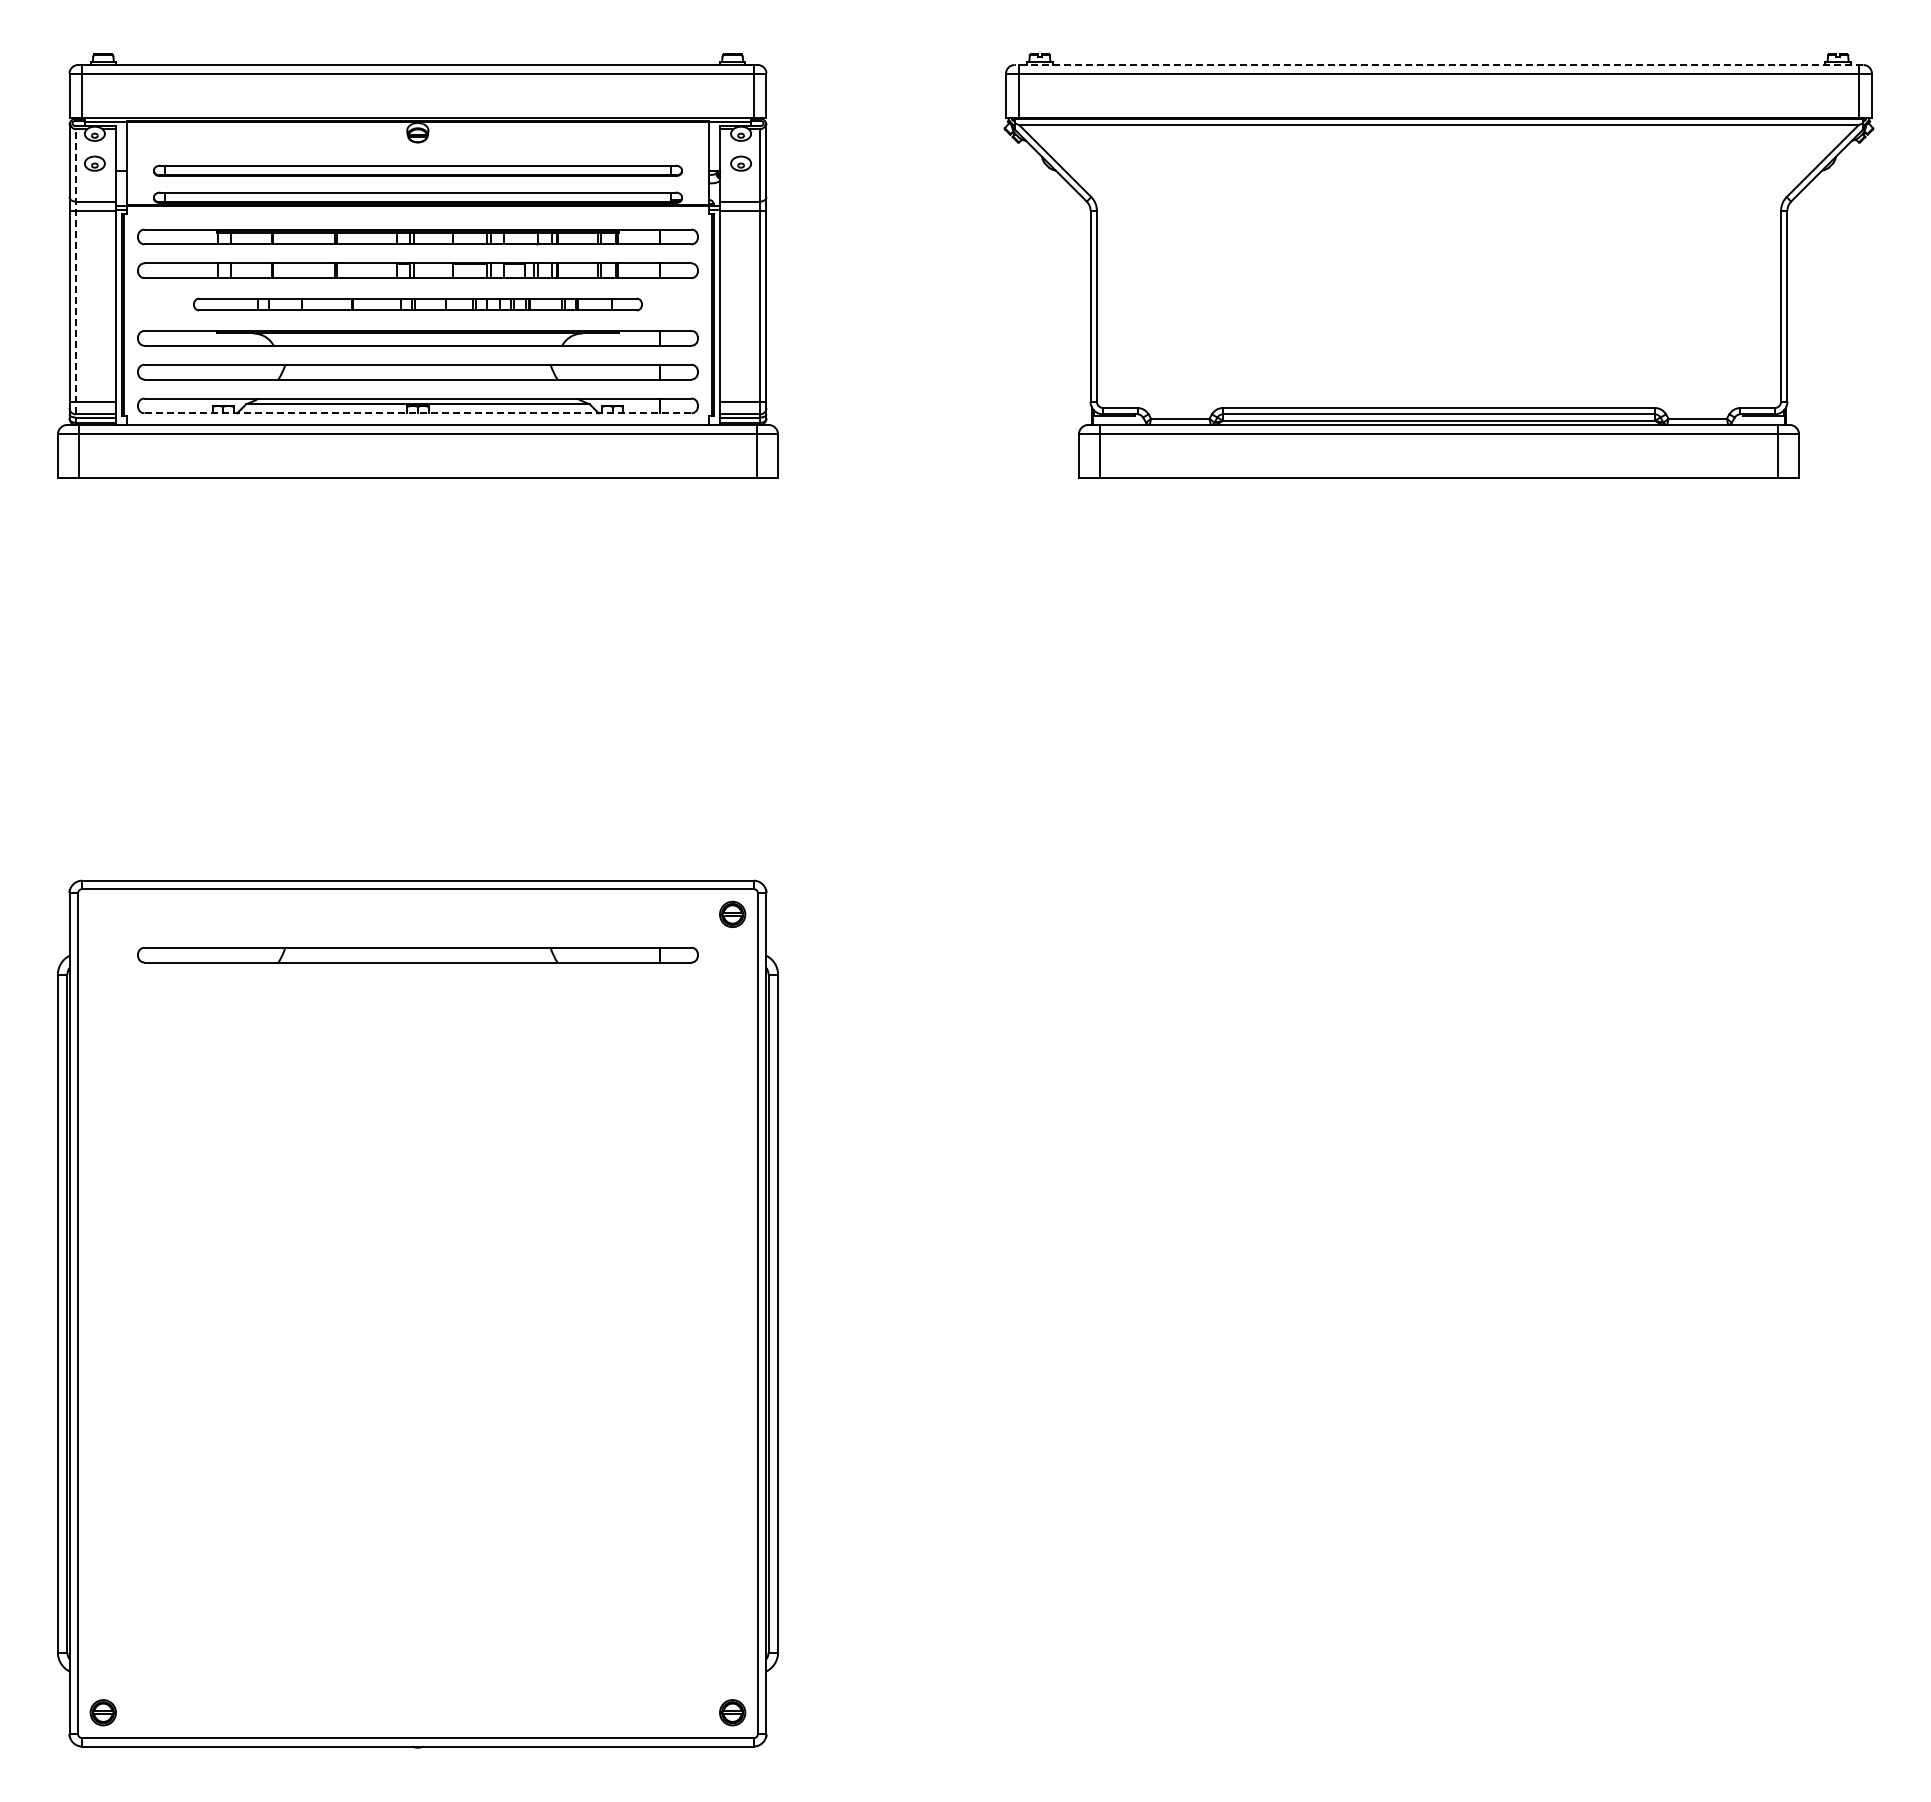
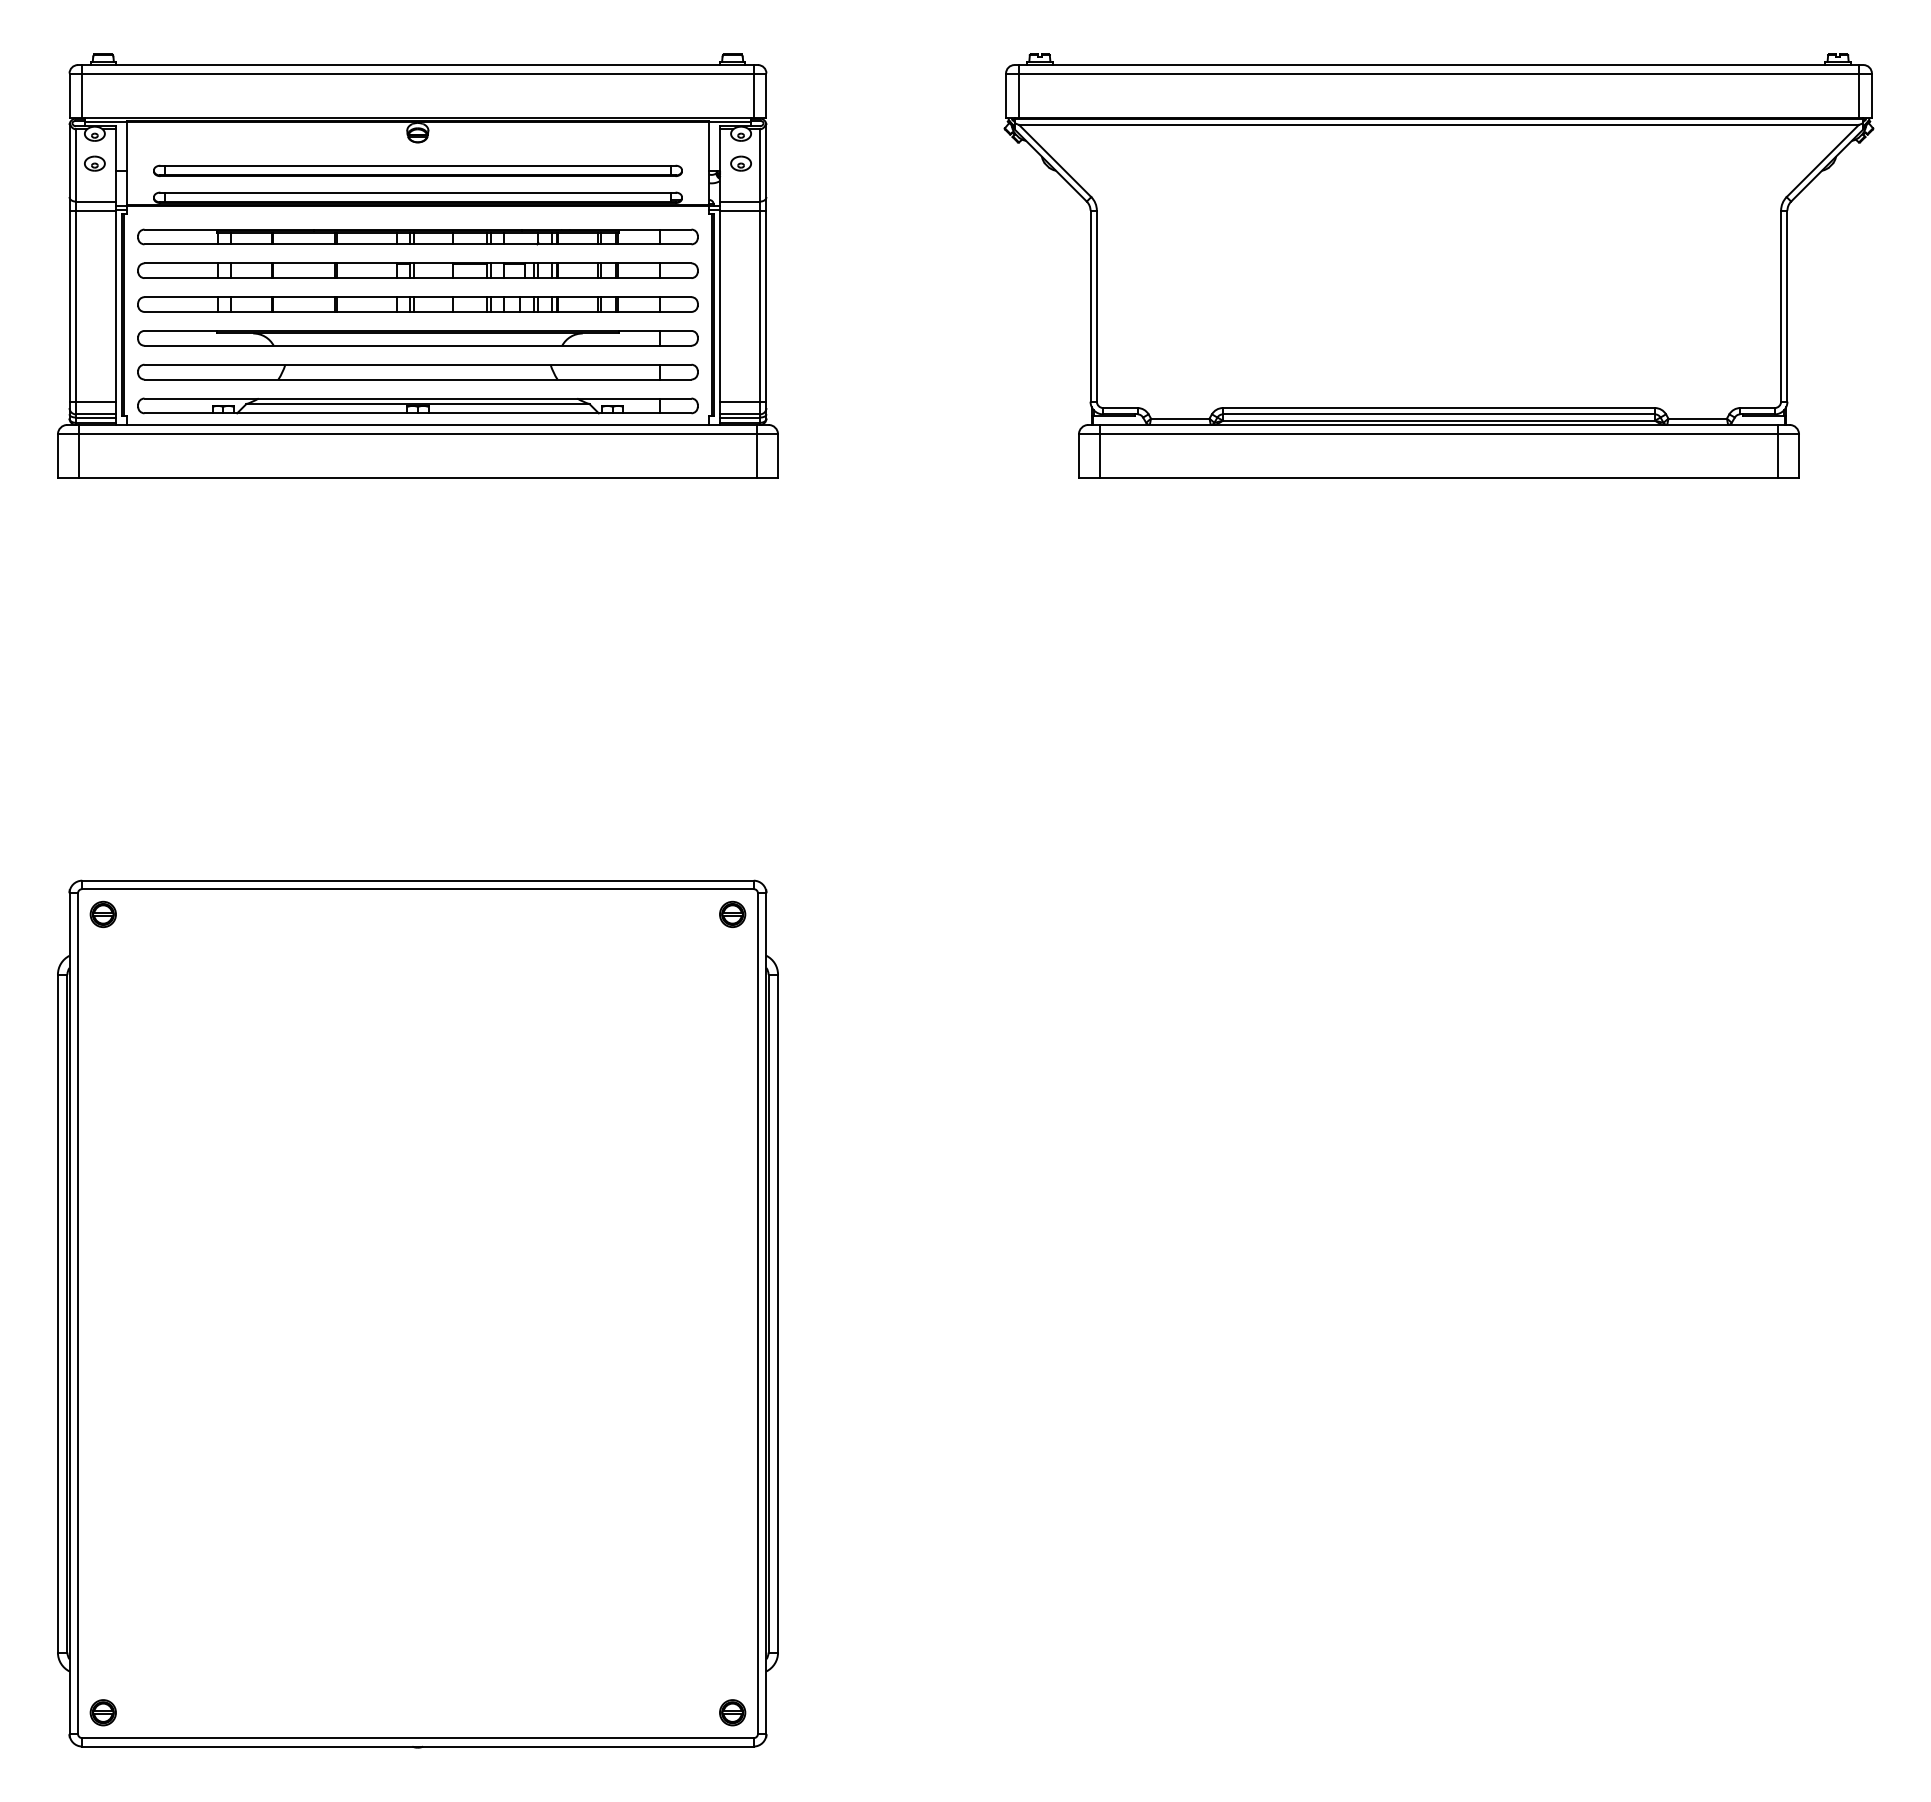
line: dashed -> solid (1438, 65)
line: dashed -> solid (75, 277)
part size: 450x15 px -> 562x17 px (417, 304)
line: dashed -> solid (417, 413)
part: none -> present (102, 913)
part: present -> none (417, 954)
